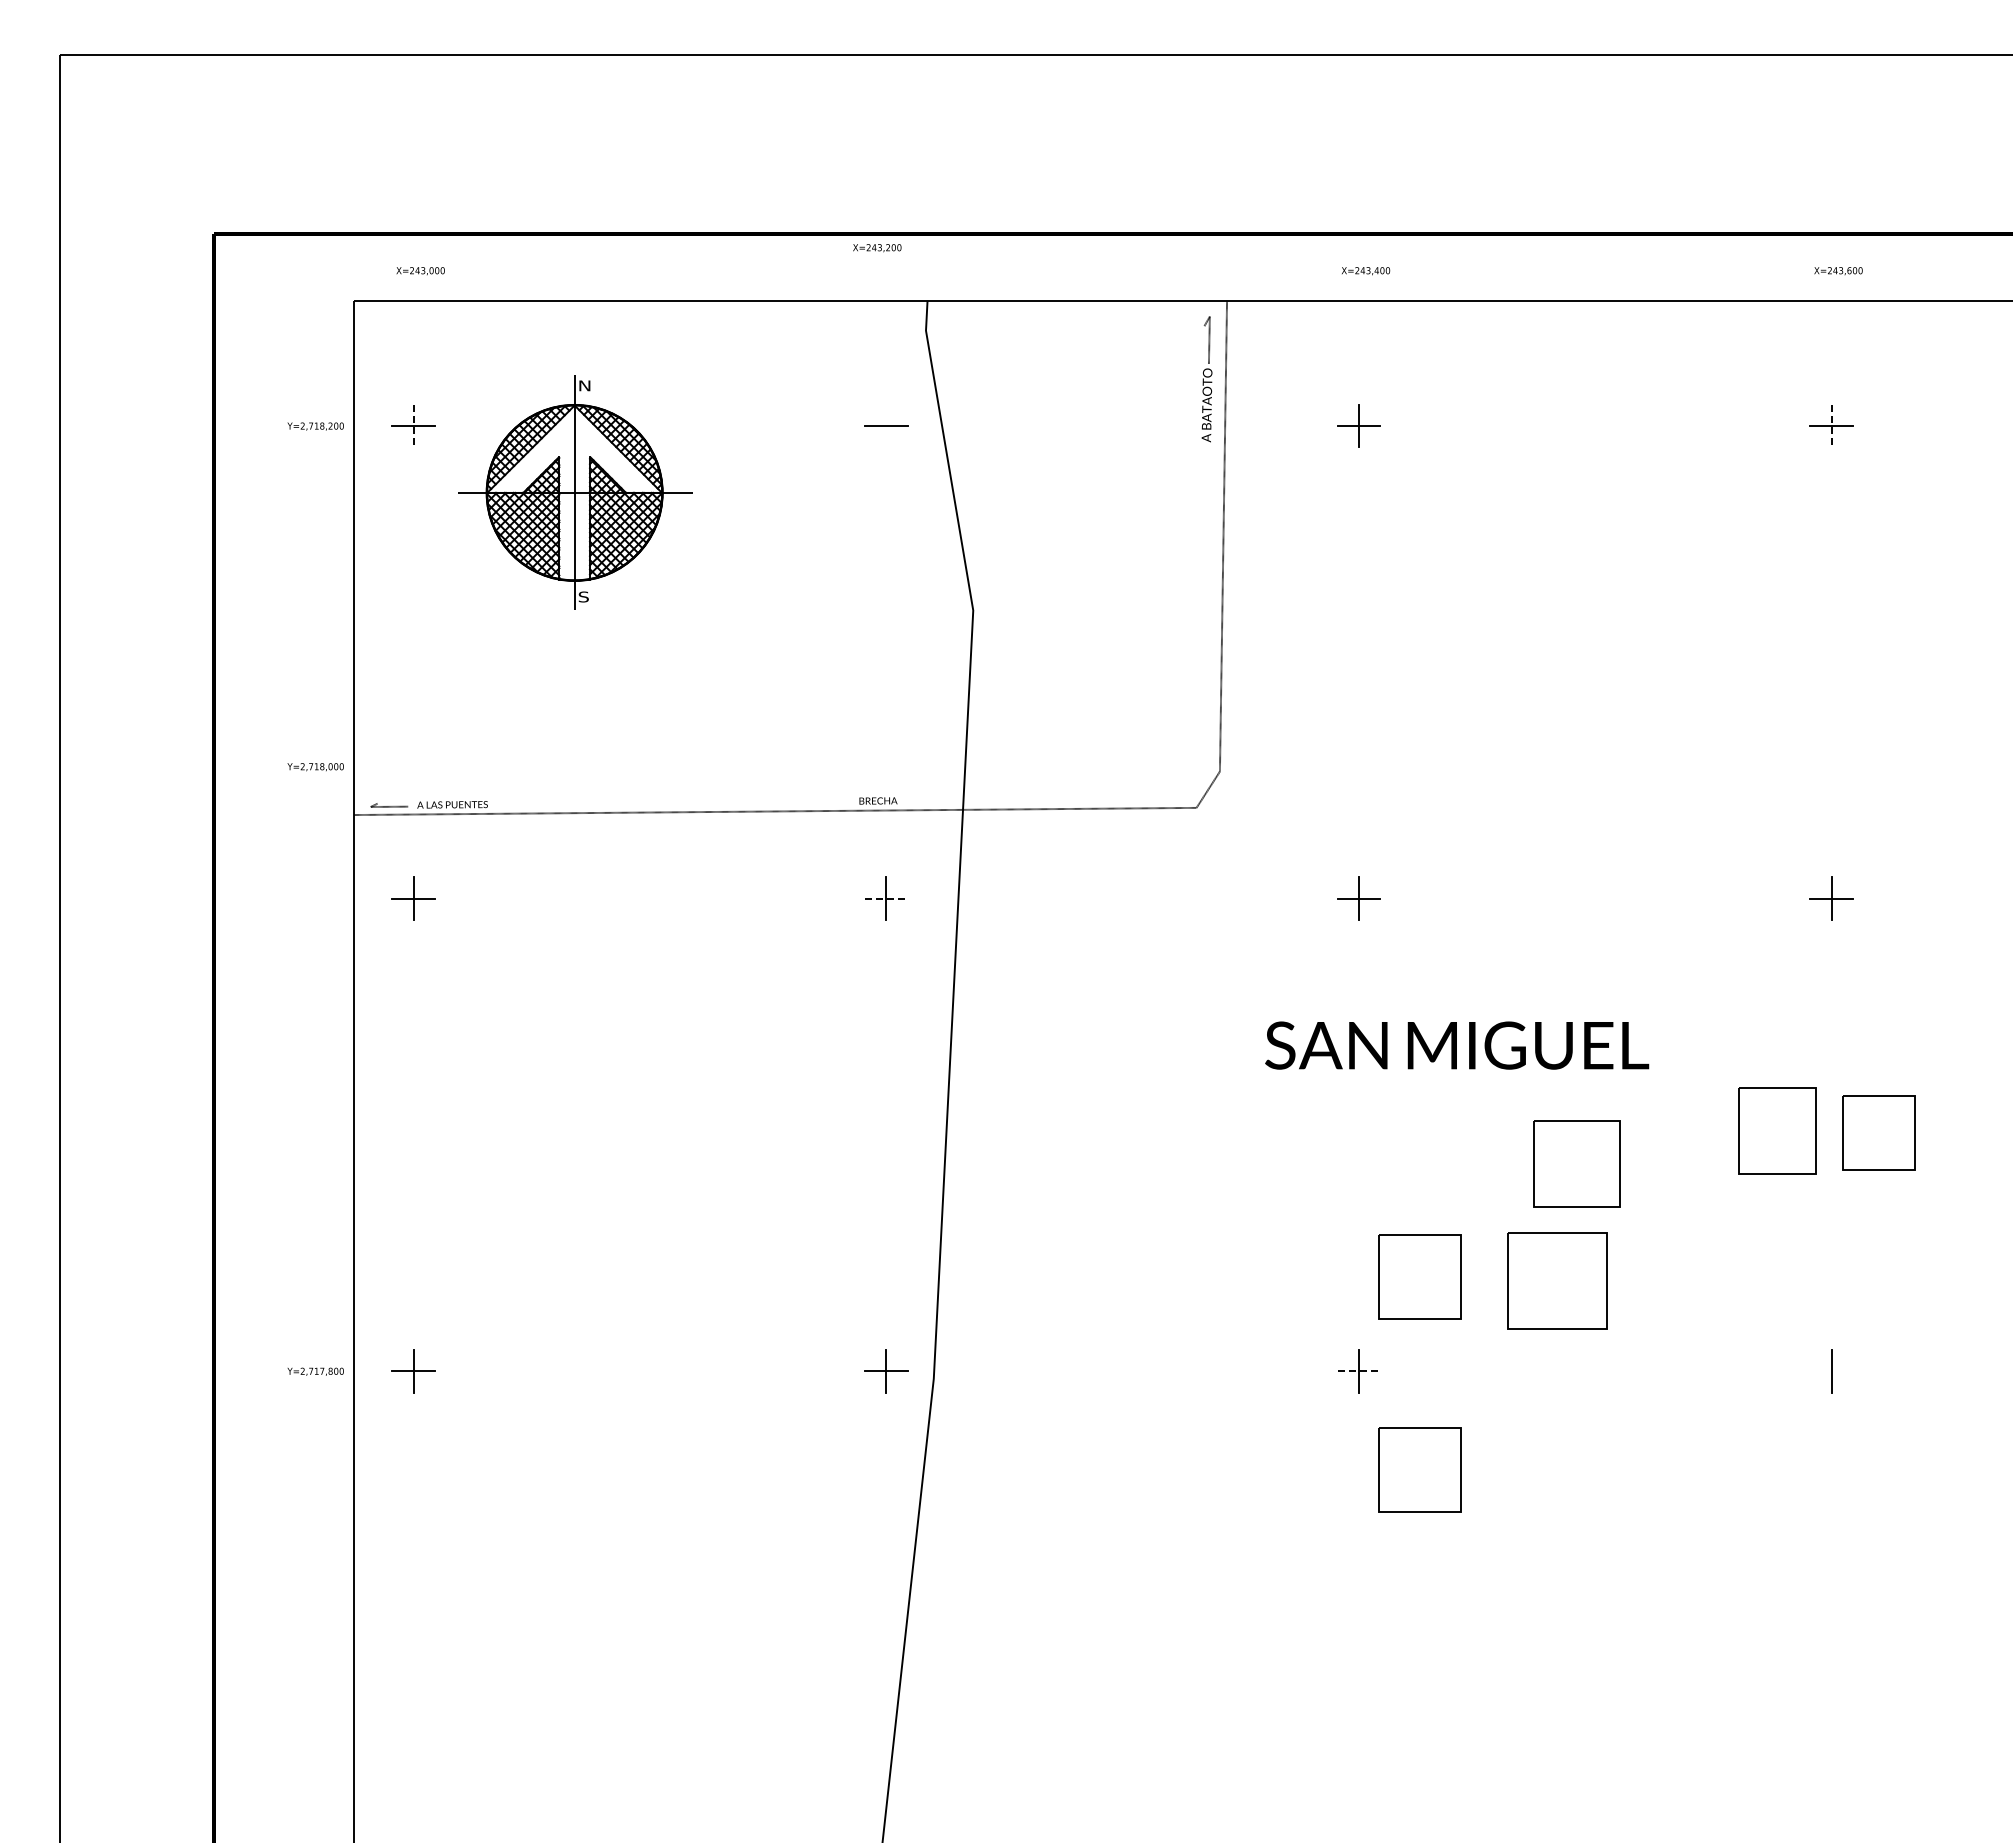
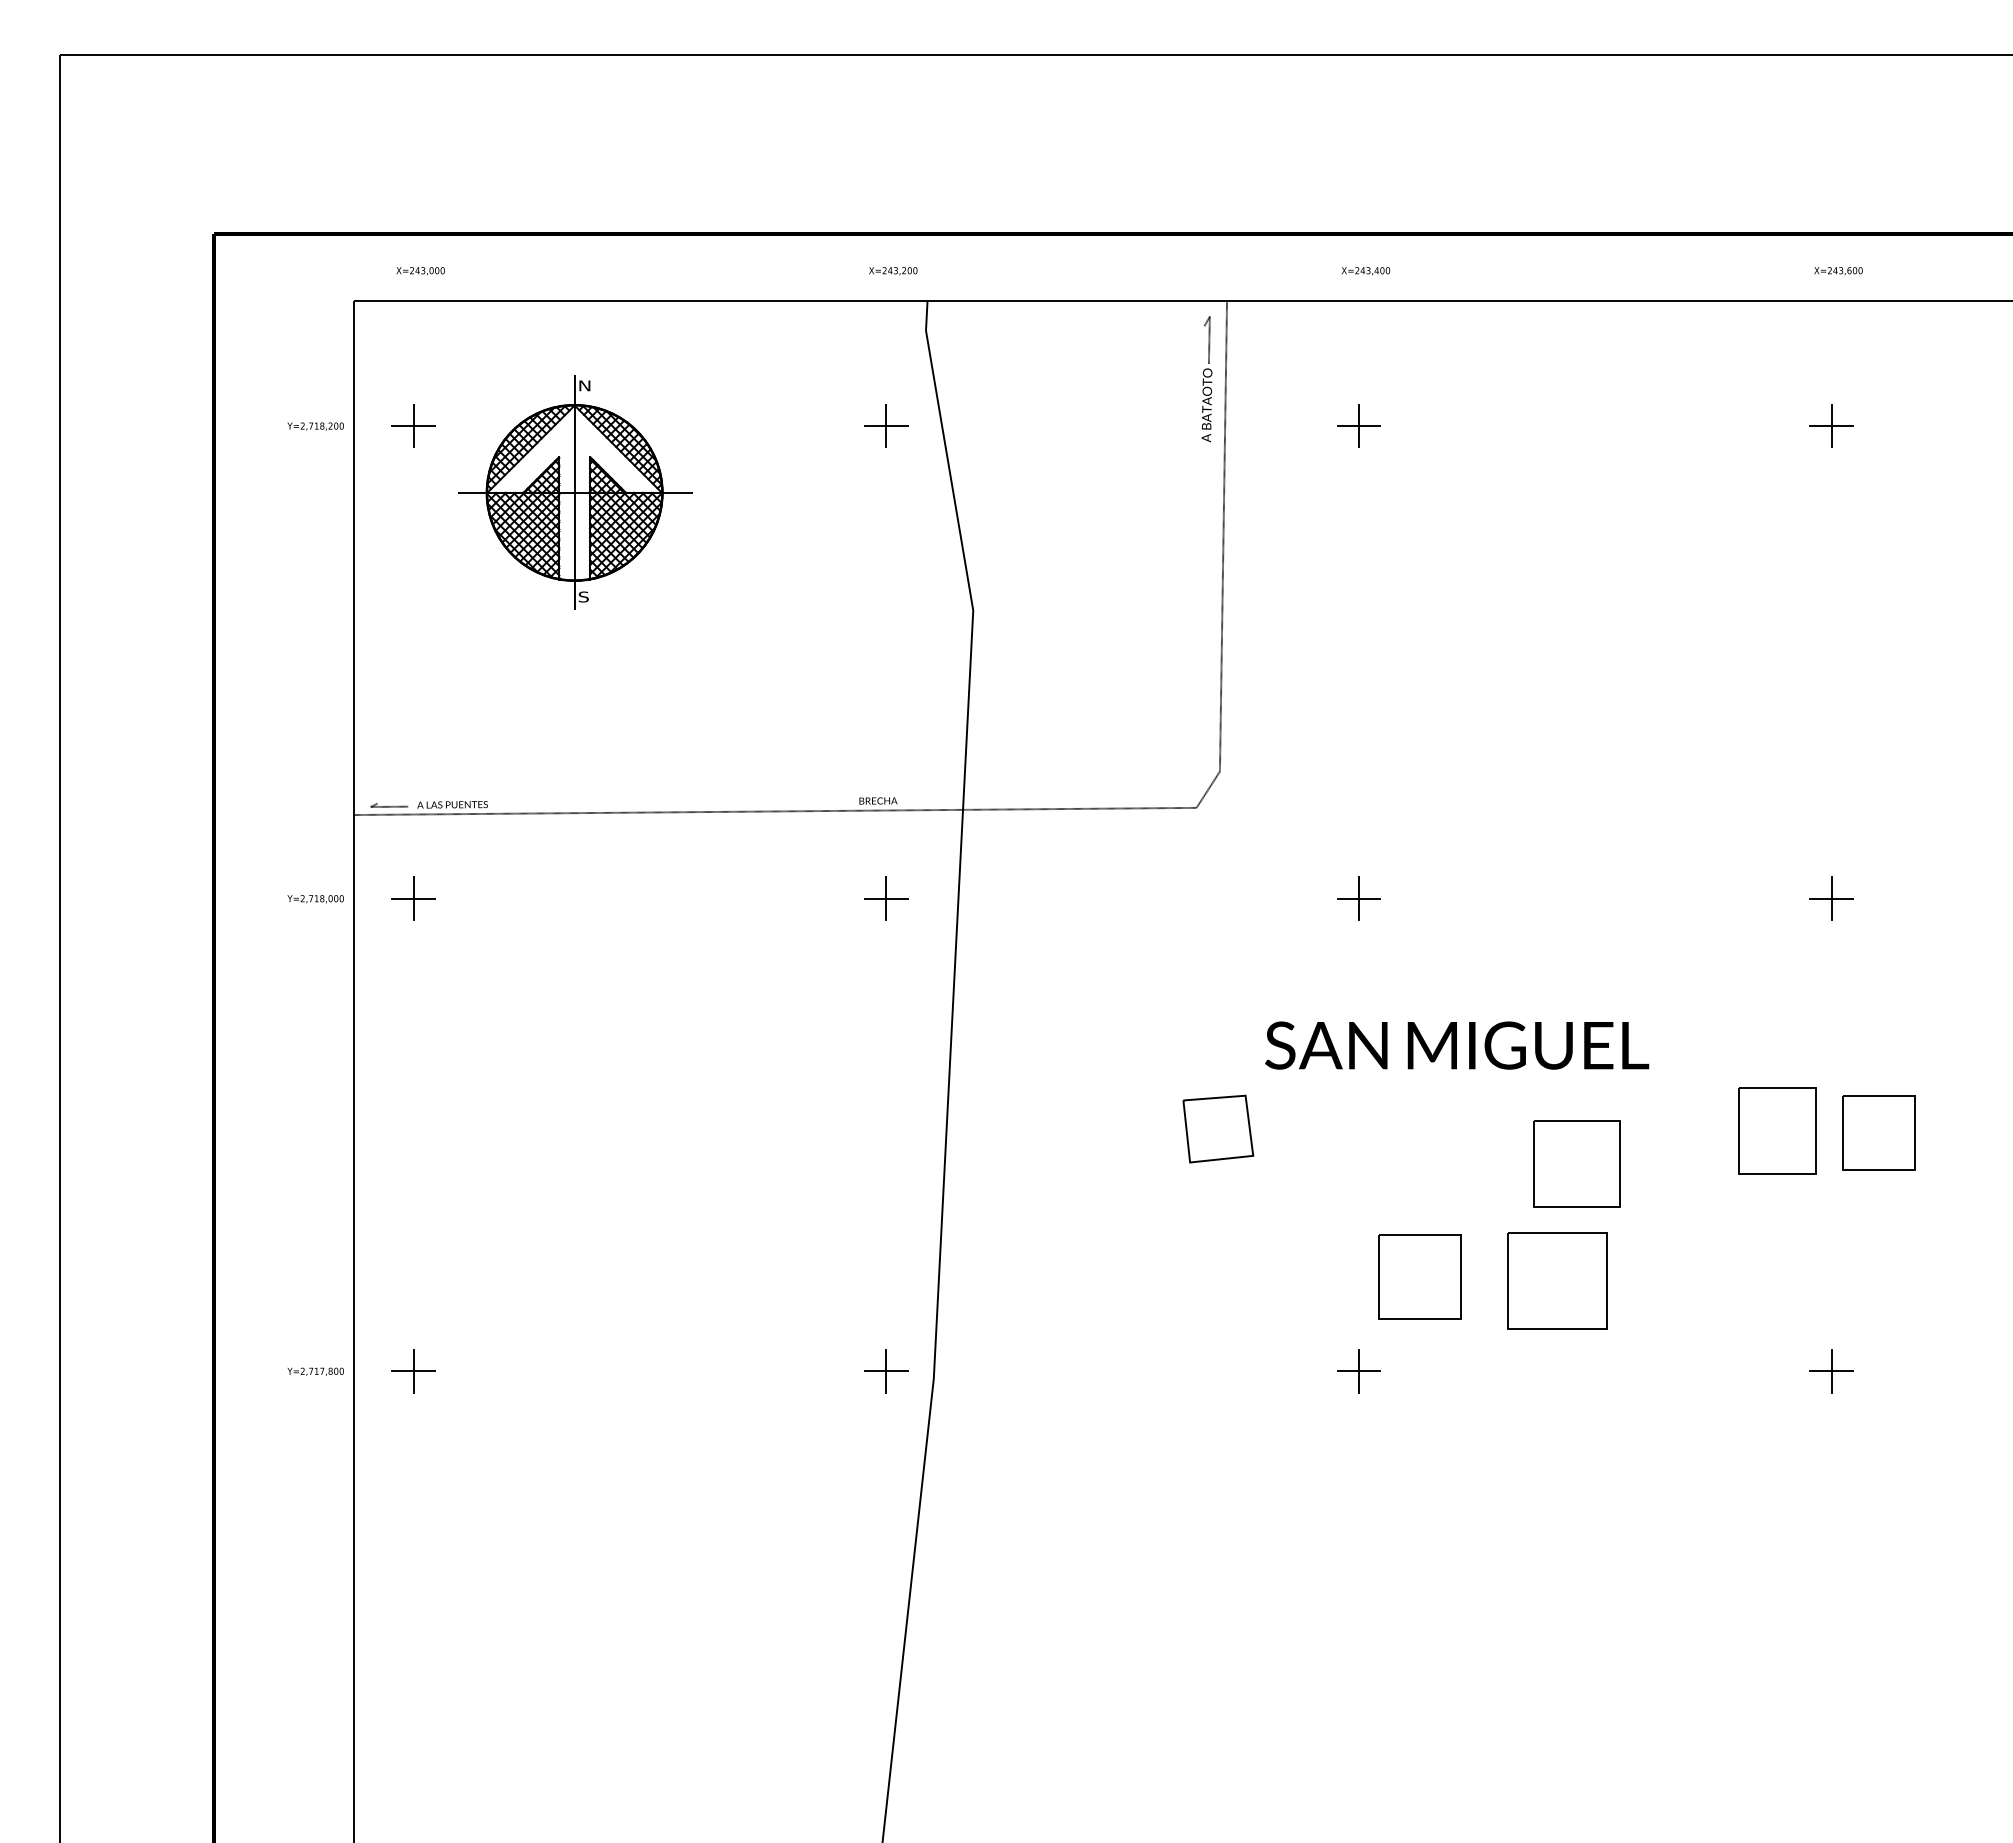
text position: (877, 248) -> (893, 271) (893, 271)
line: none -> present (886, 425)
line: dashed -> solid (413, 426)
line: dashed -> solid (1831, 426)
text position: (315, 767) -> (315, 899) (315, 899)
line: dashed -> solid (886, 898)
part: none -> present (1218, 1128)
line: dashed -> solid (1359, 1371)
line: none -> present (1831, 1371)
part: present -> none (1419, 1469)
